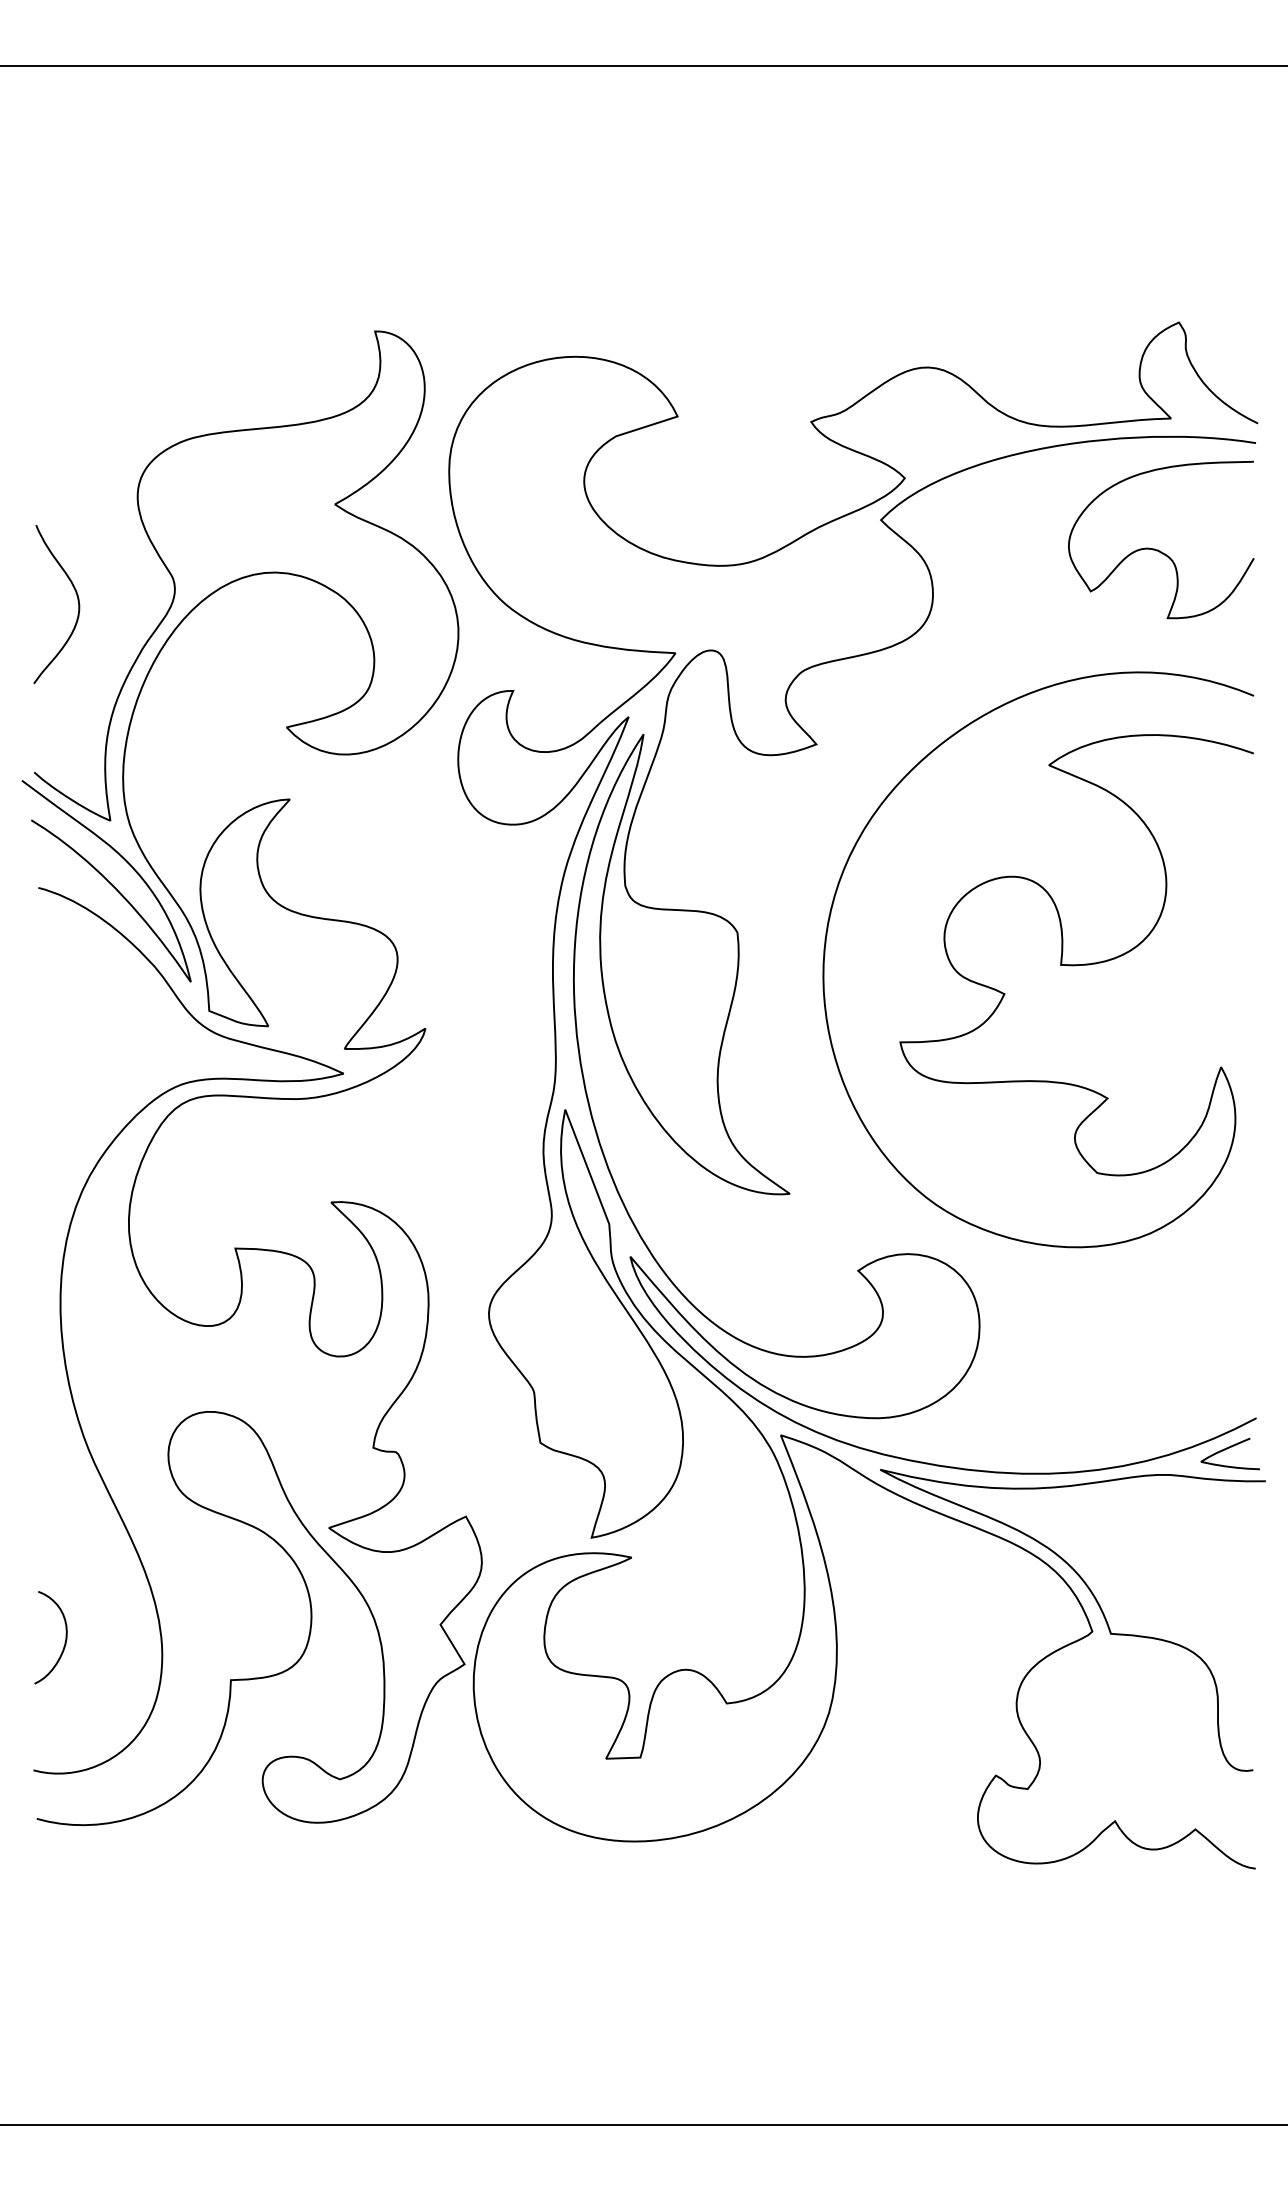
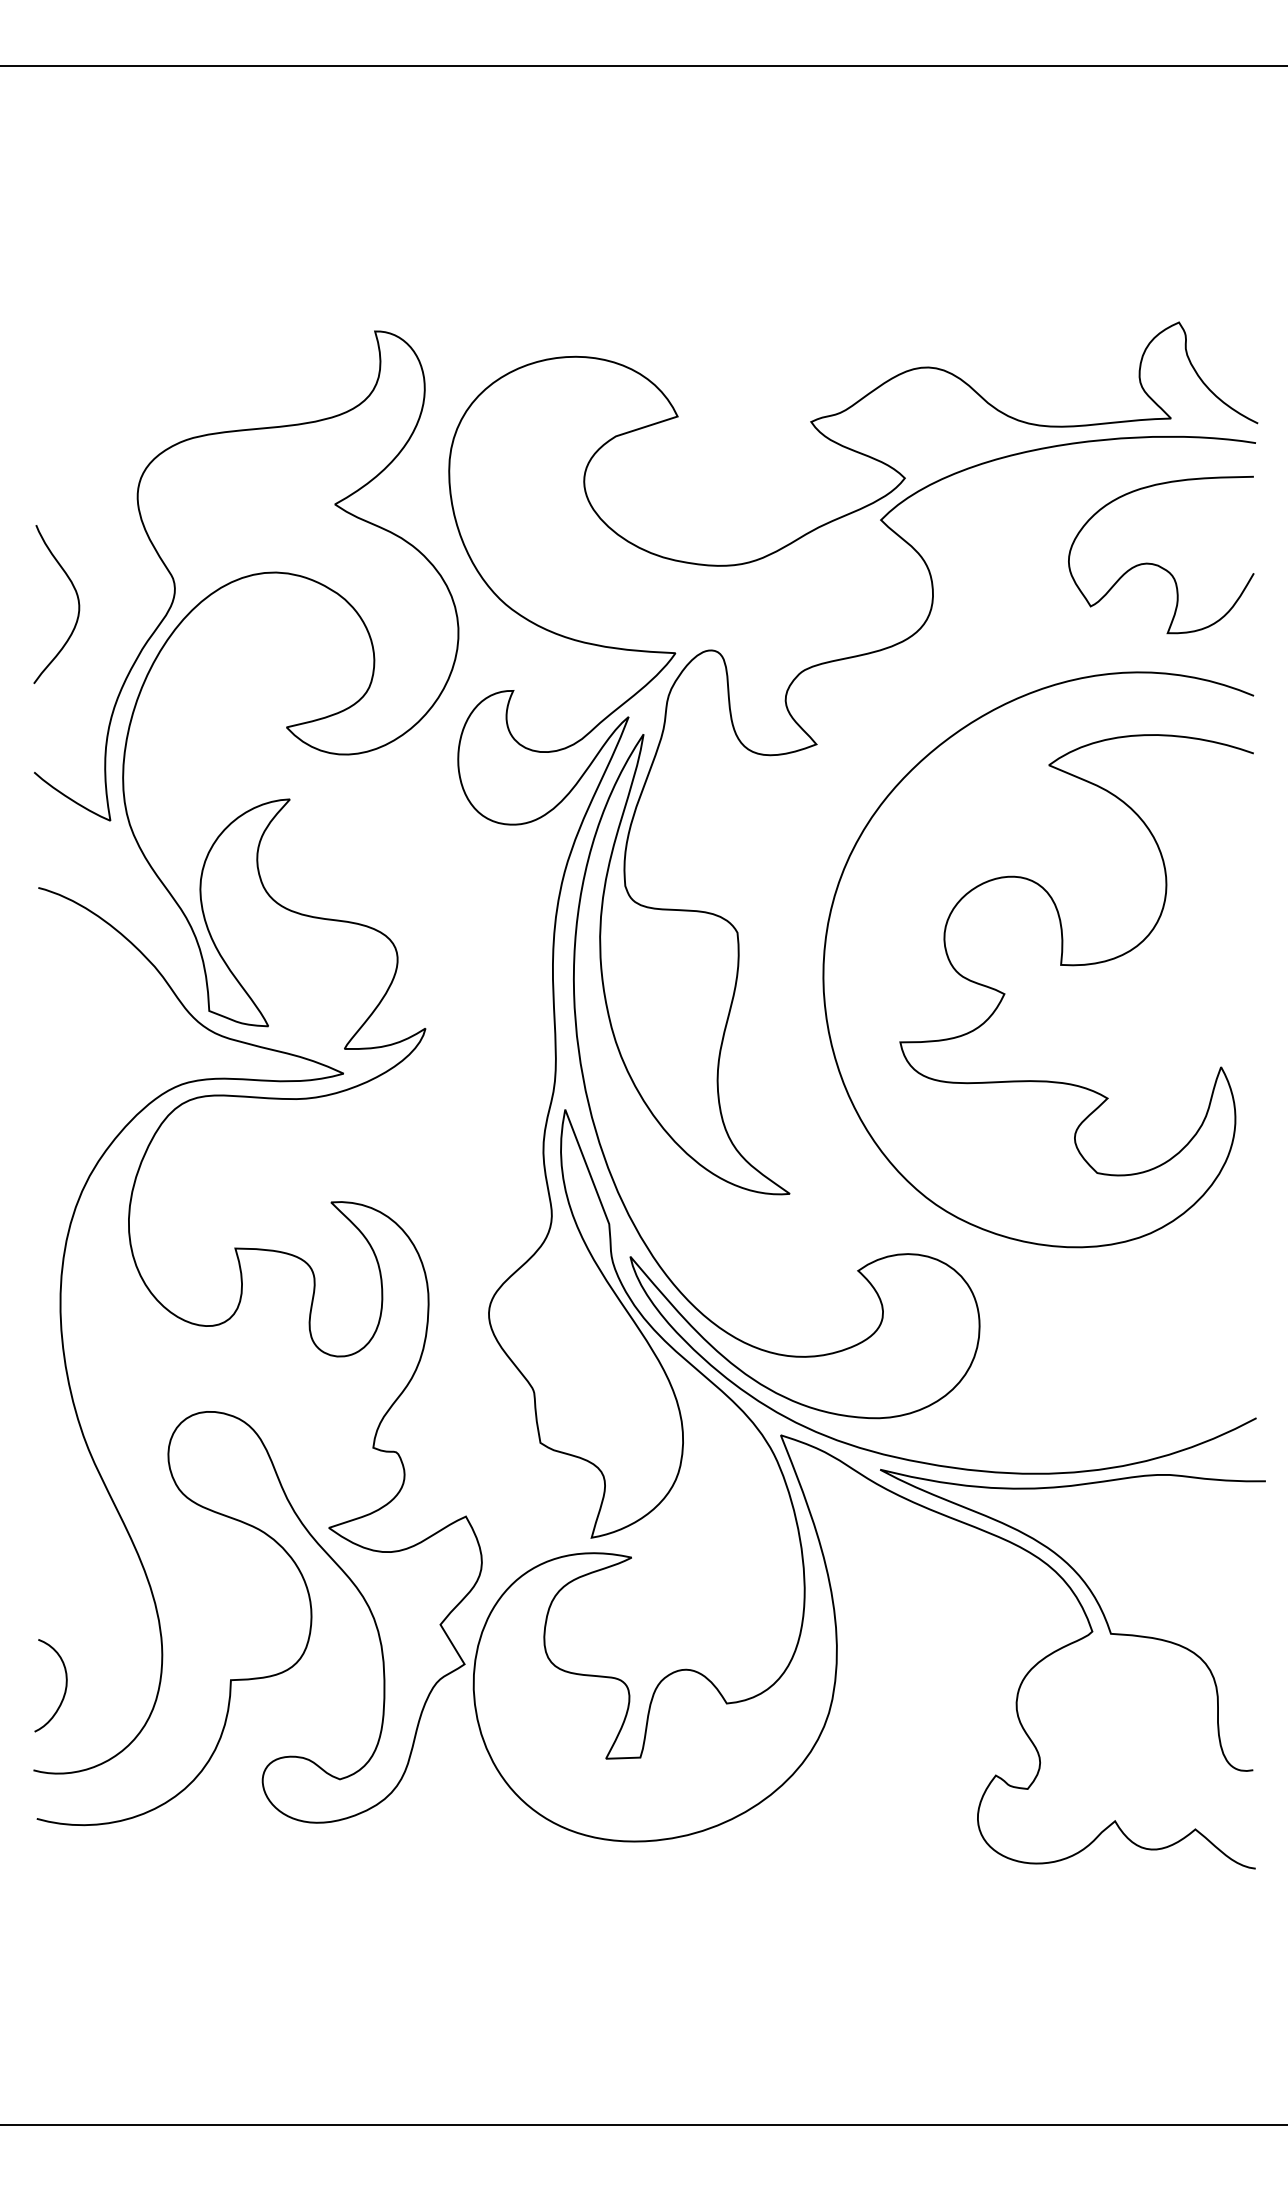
curve position: (1158, 549) -> (1158, 564) (1158, 564)
curve: present -> none (106, 880)
curve: present -> none (1227, 1449)
curve position: (64, 1642) -> (64, 1690) (64, 1690)
